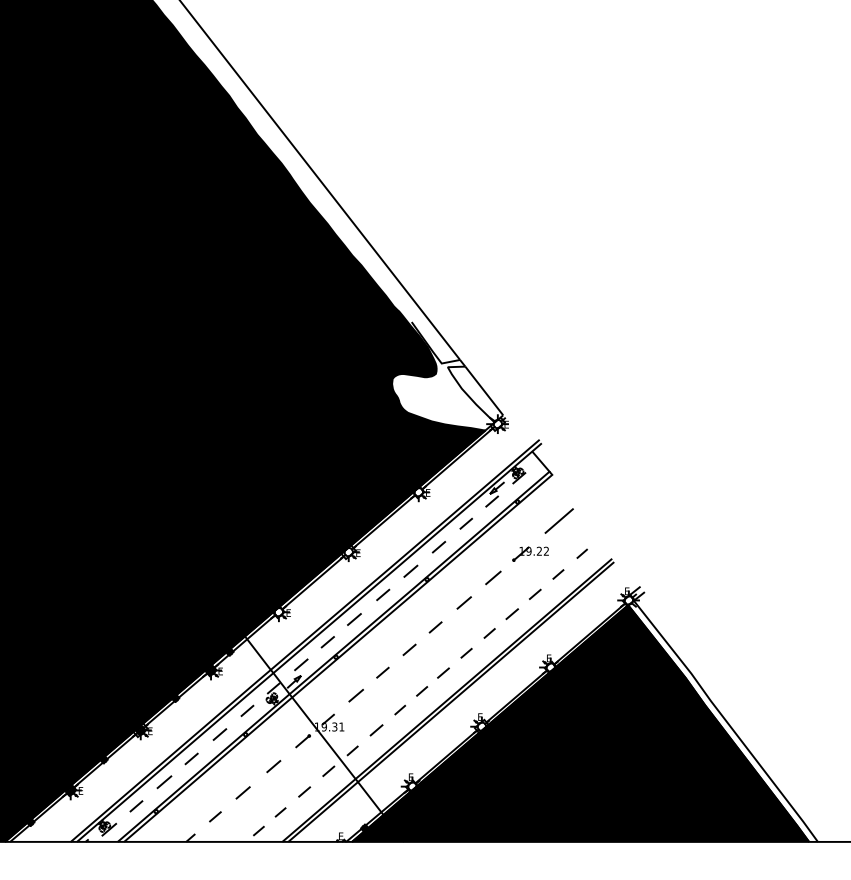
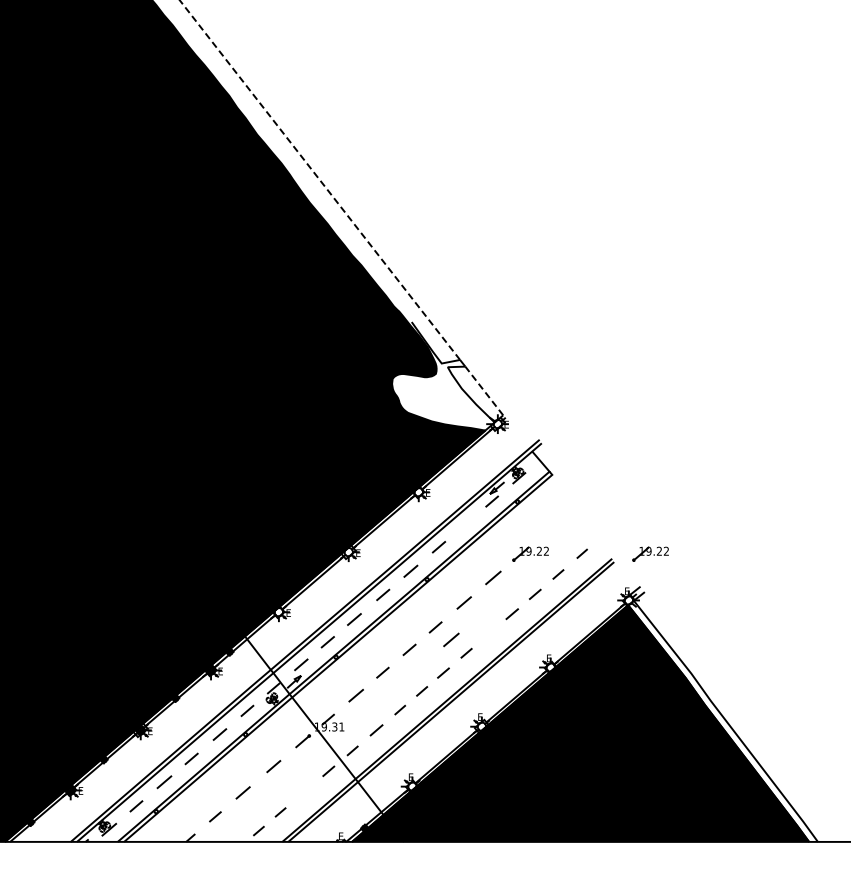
line: solid -> dashed (319, 180)
line: solid -> dashed (484, 390)
line: present -> none (558, 520)
line: present -> none (465, 523)
part: none -> present (650, 553)
line: present -> none (489, 633)
line: none -> present (451, 639)
line: present -> none (304, 791)
